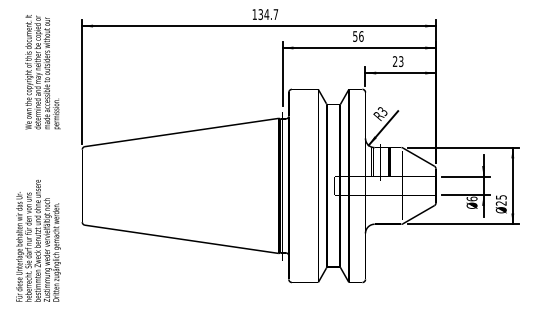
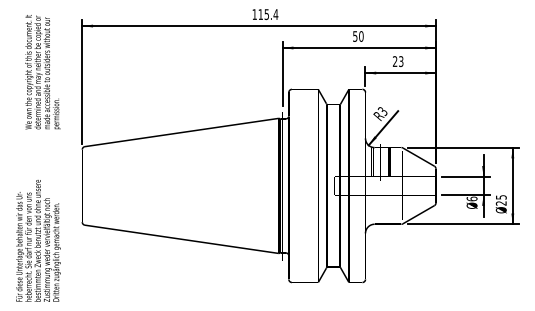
text: 134.7 -> 115.4 (268, 14)
text: 56 -> 50 (361, 36)
